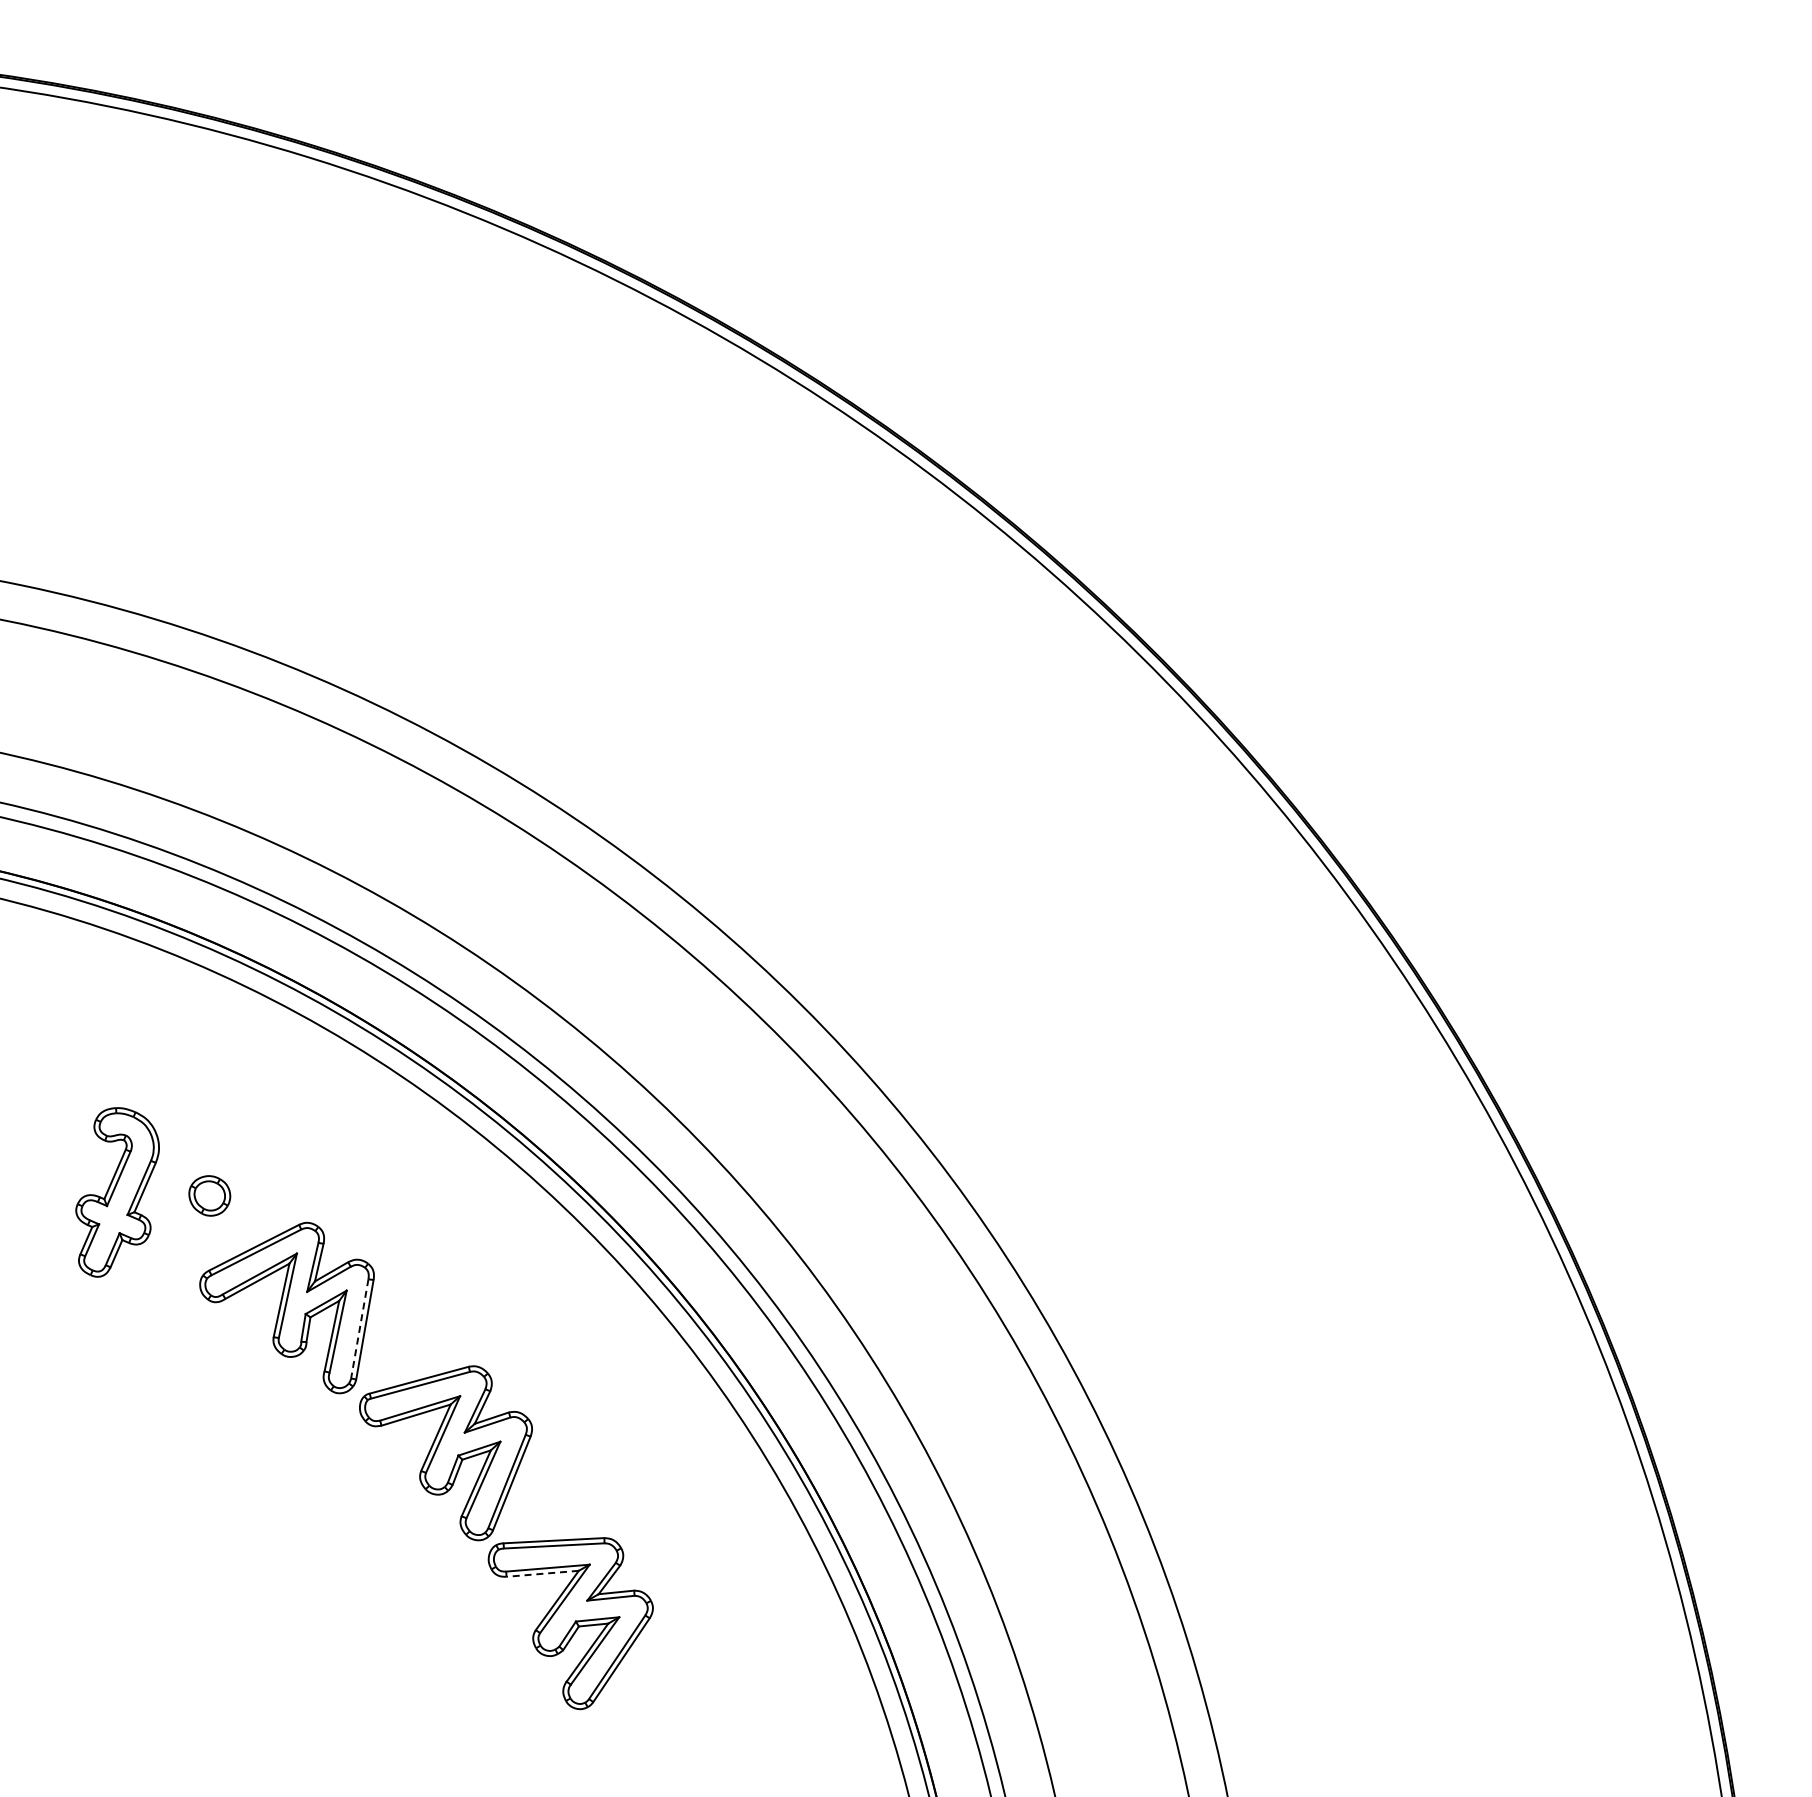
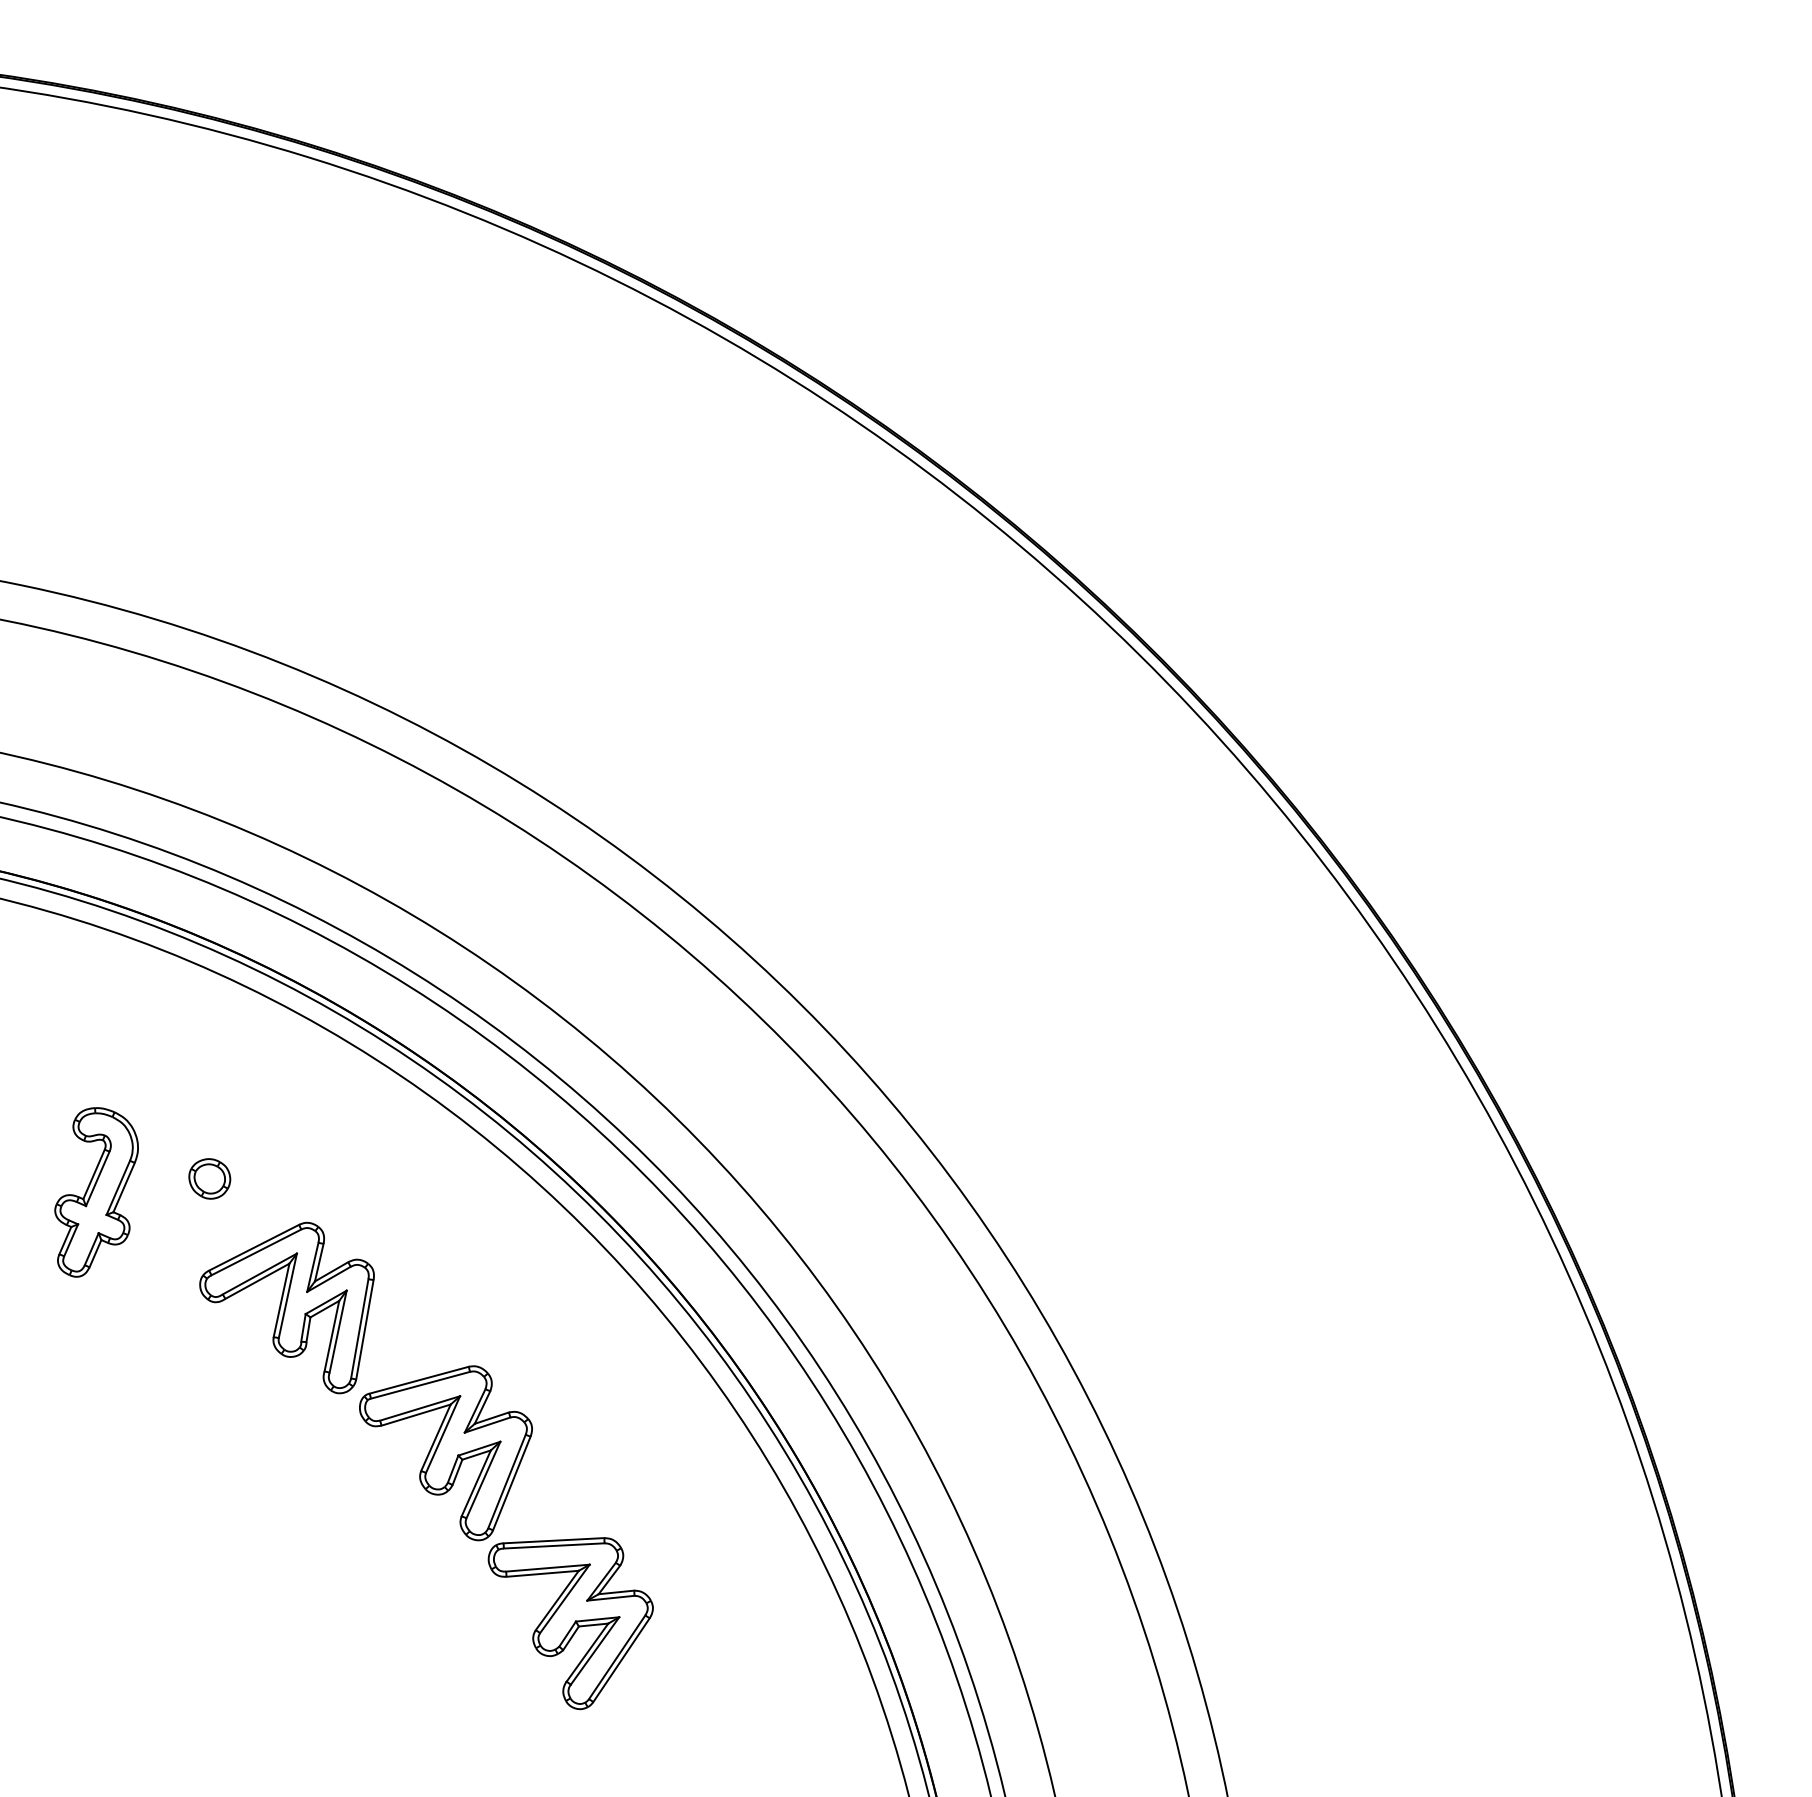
part position: (117, 1192) -> (96, 1192) (96, 1192)
part position: (209, 1195) -> (209, 1178) (209, 1178)
line: dashed -> solid (359, 1329)
line: dashed -> solid (542, 1573)
